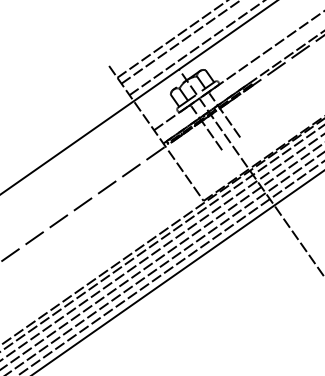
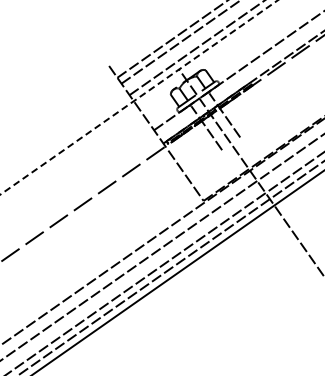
line: solid -> dashed (139, 97)
line: present -> none (161, 238)
line: present -> none (161, 256)
